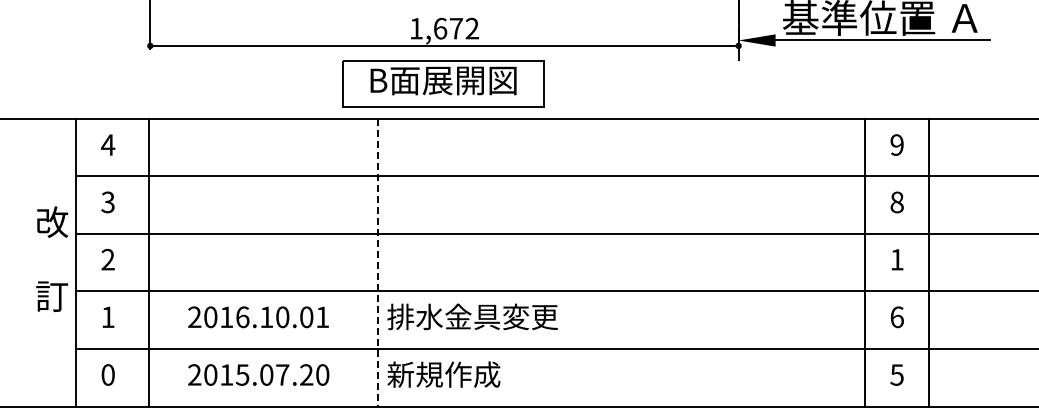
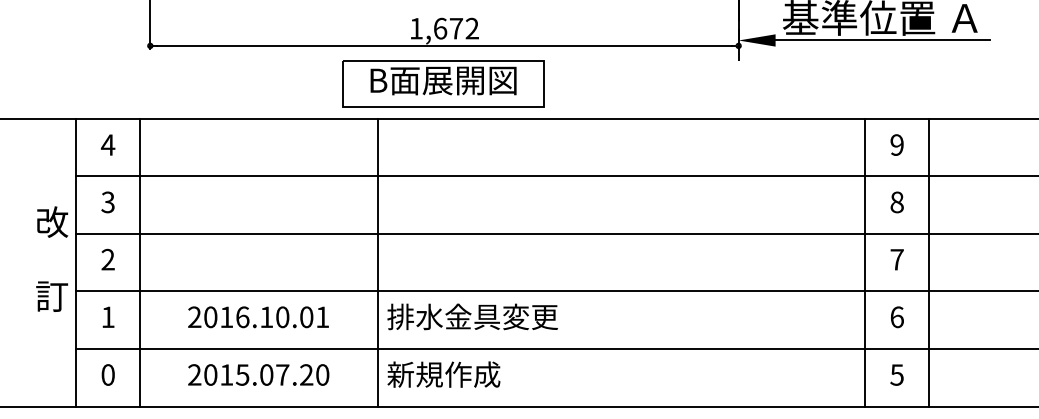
text: 1 -> 7 (896, 259)
line position: (149, 262) -> (140, 262) (140, 262)
line: dashed -> solid (377, 262)
